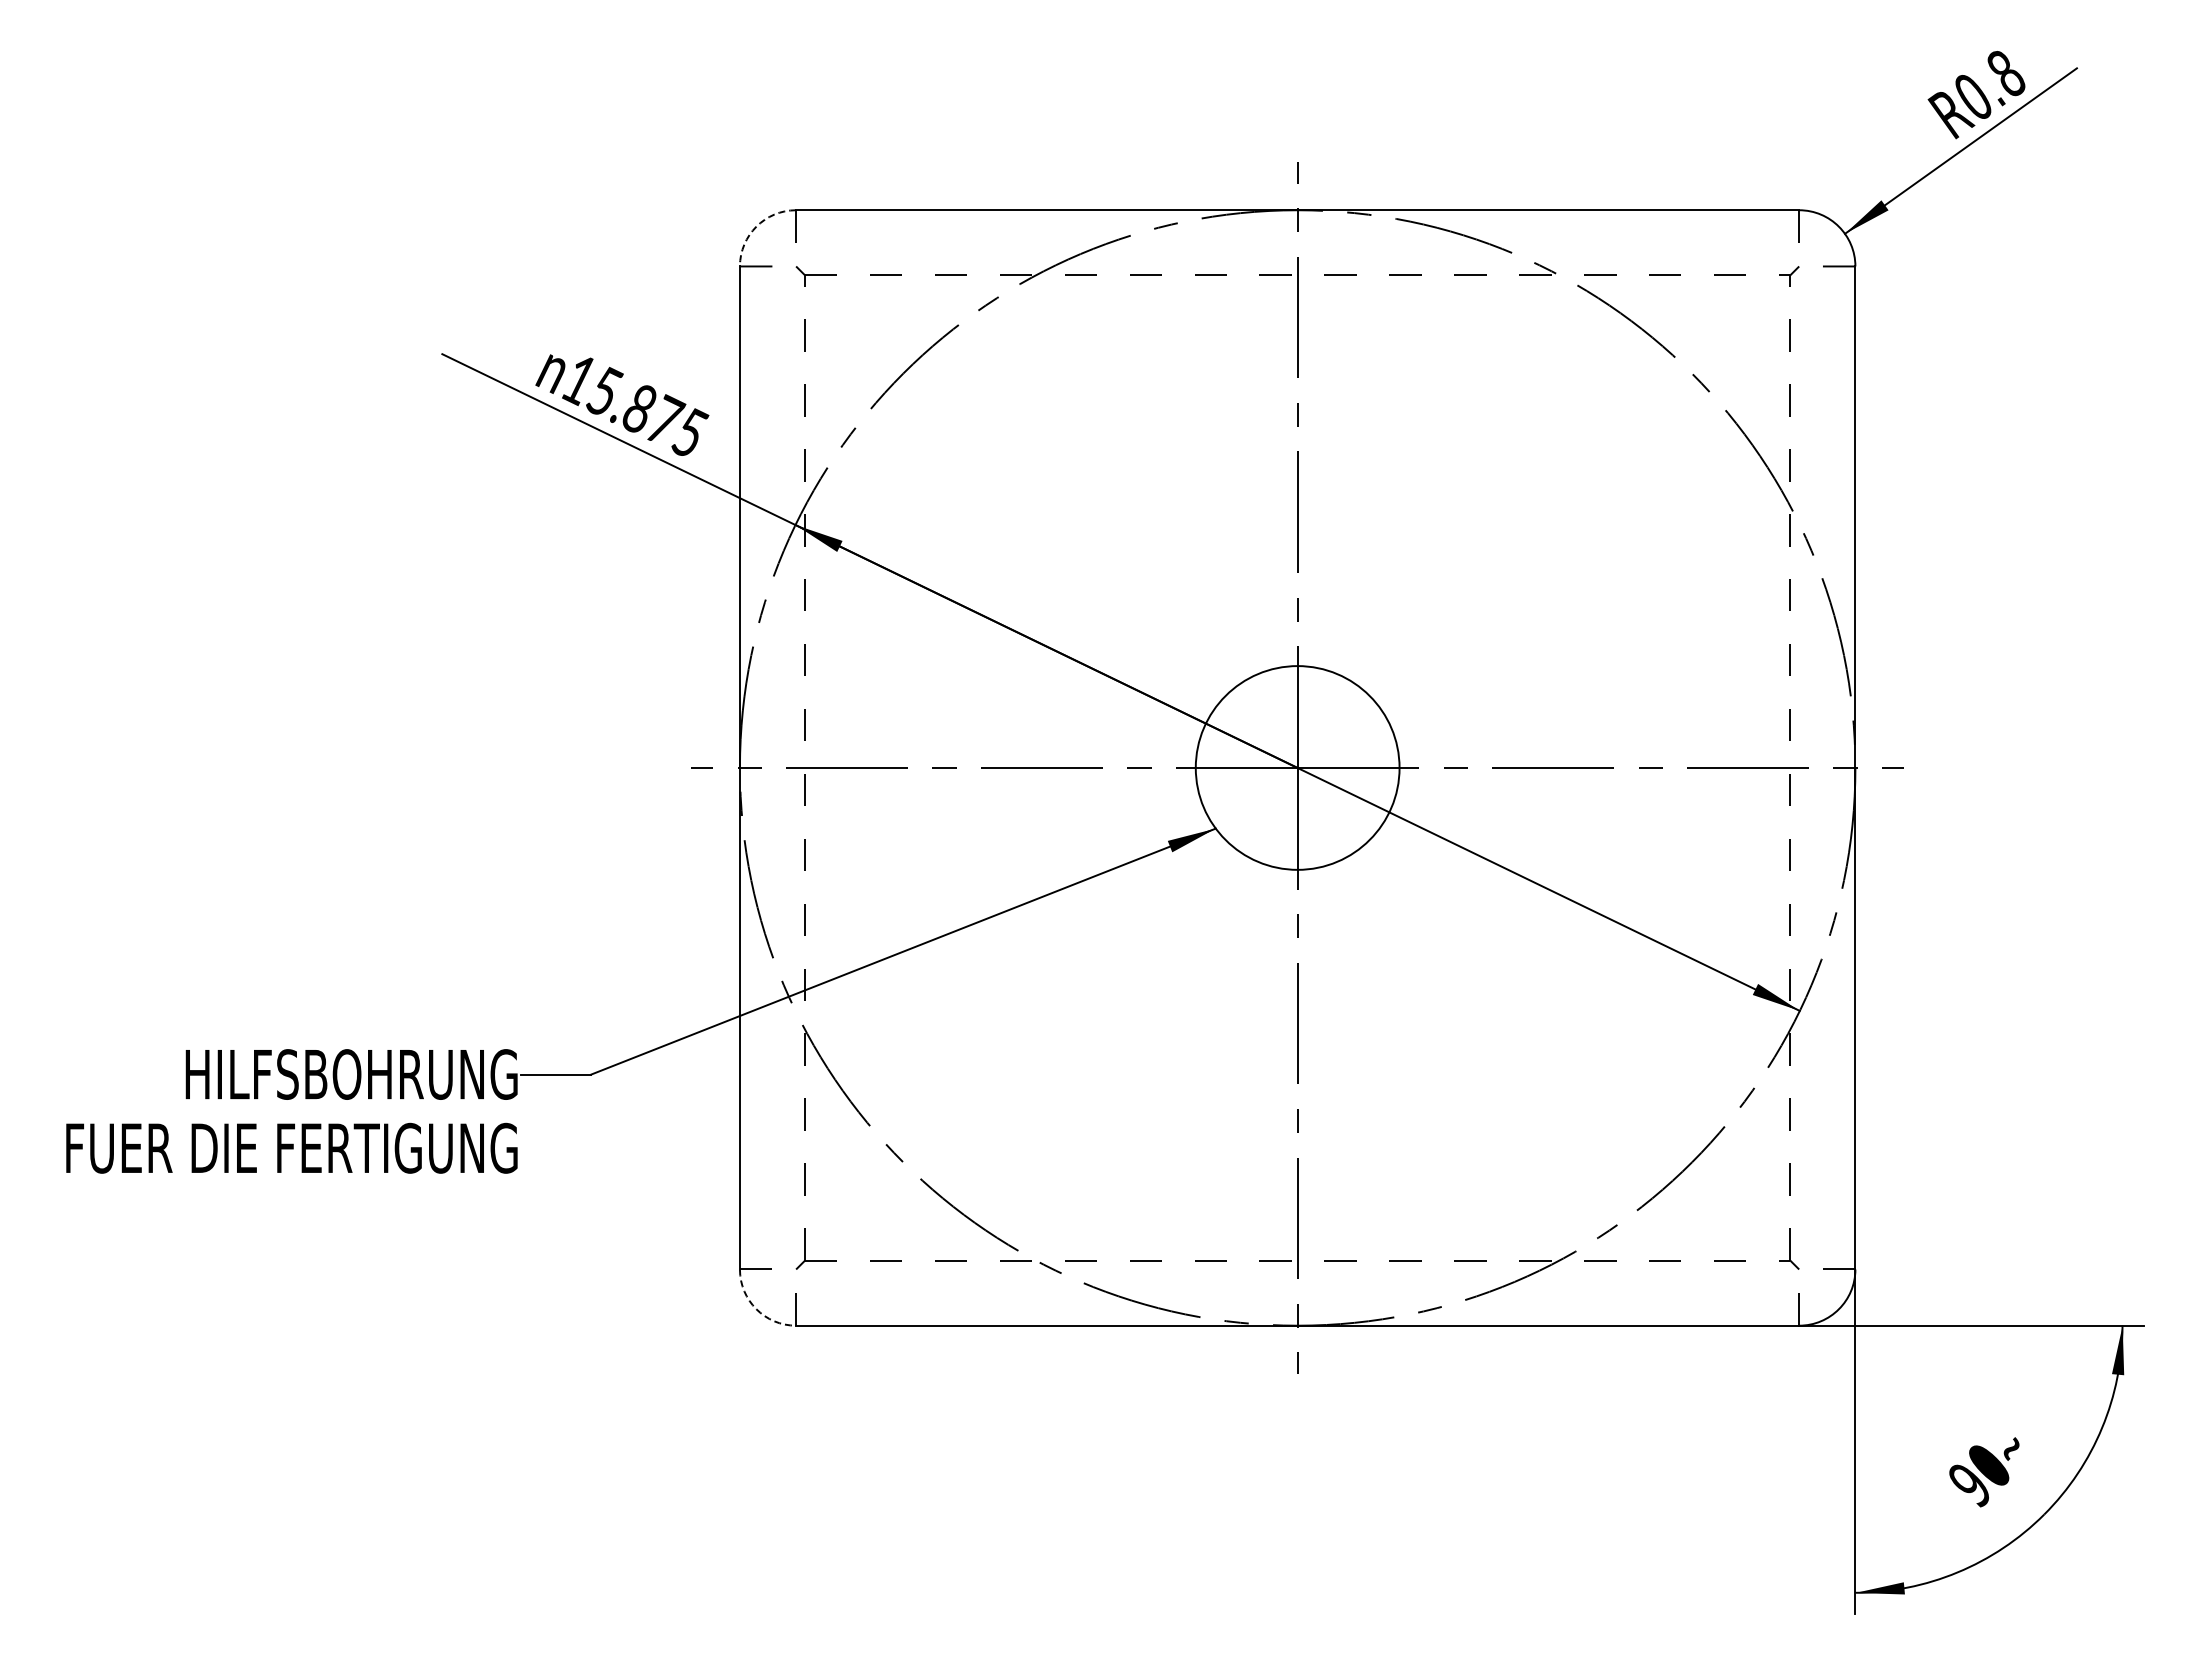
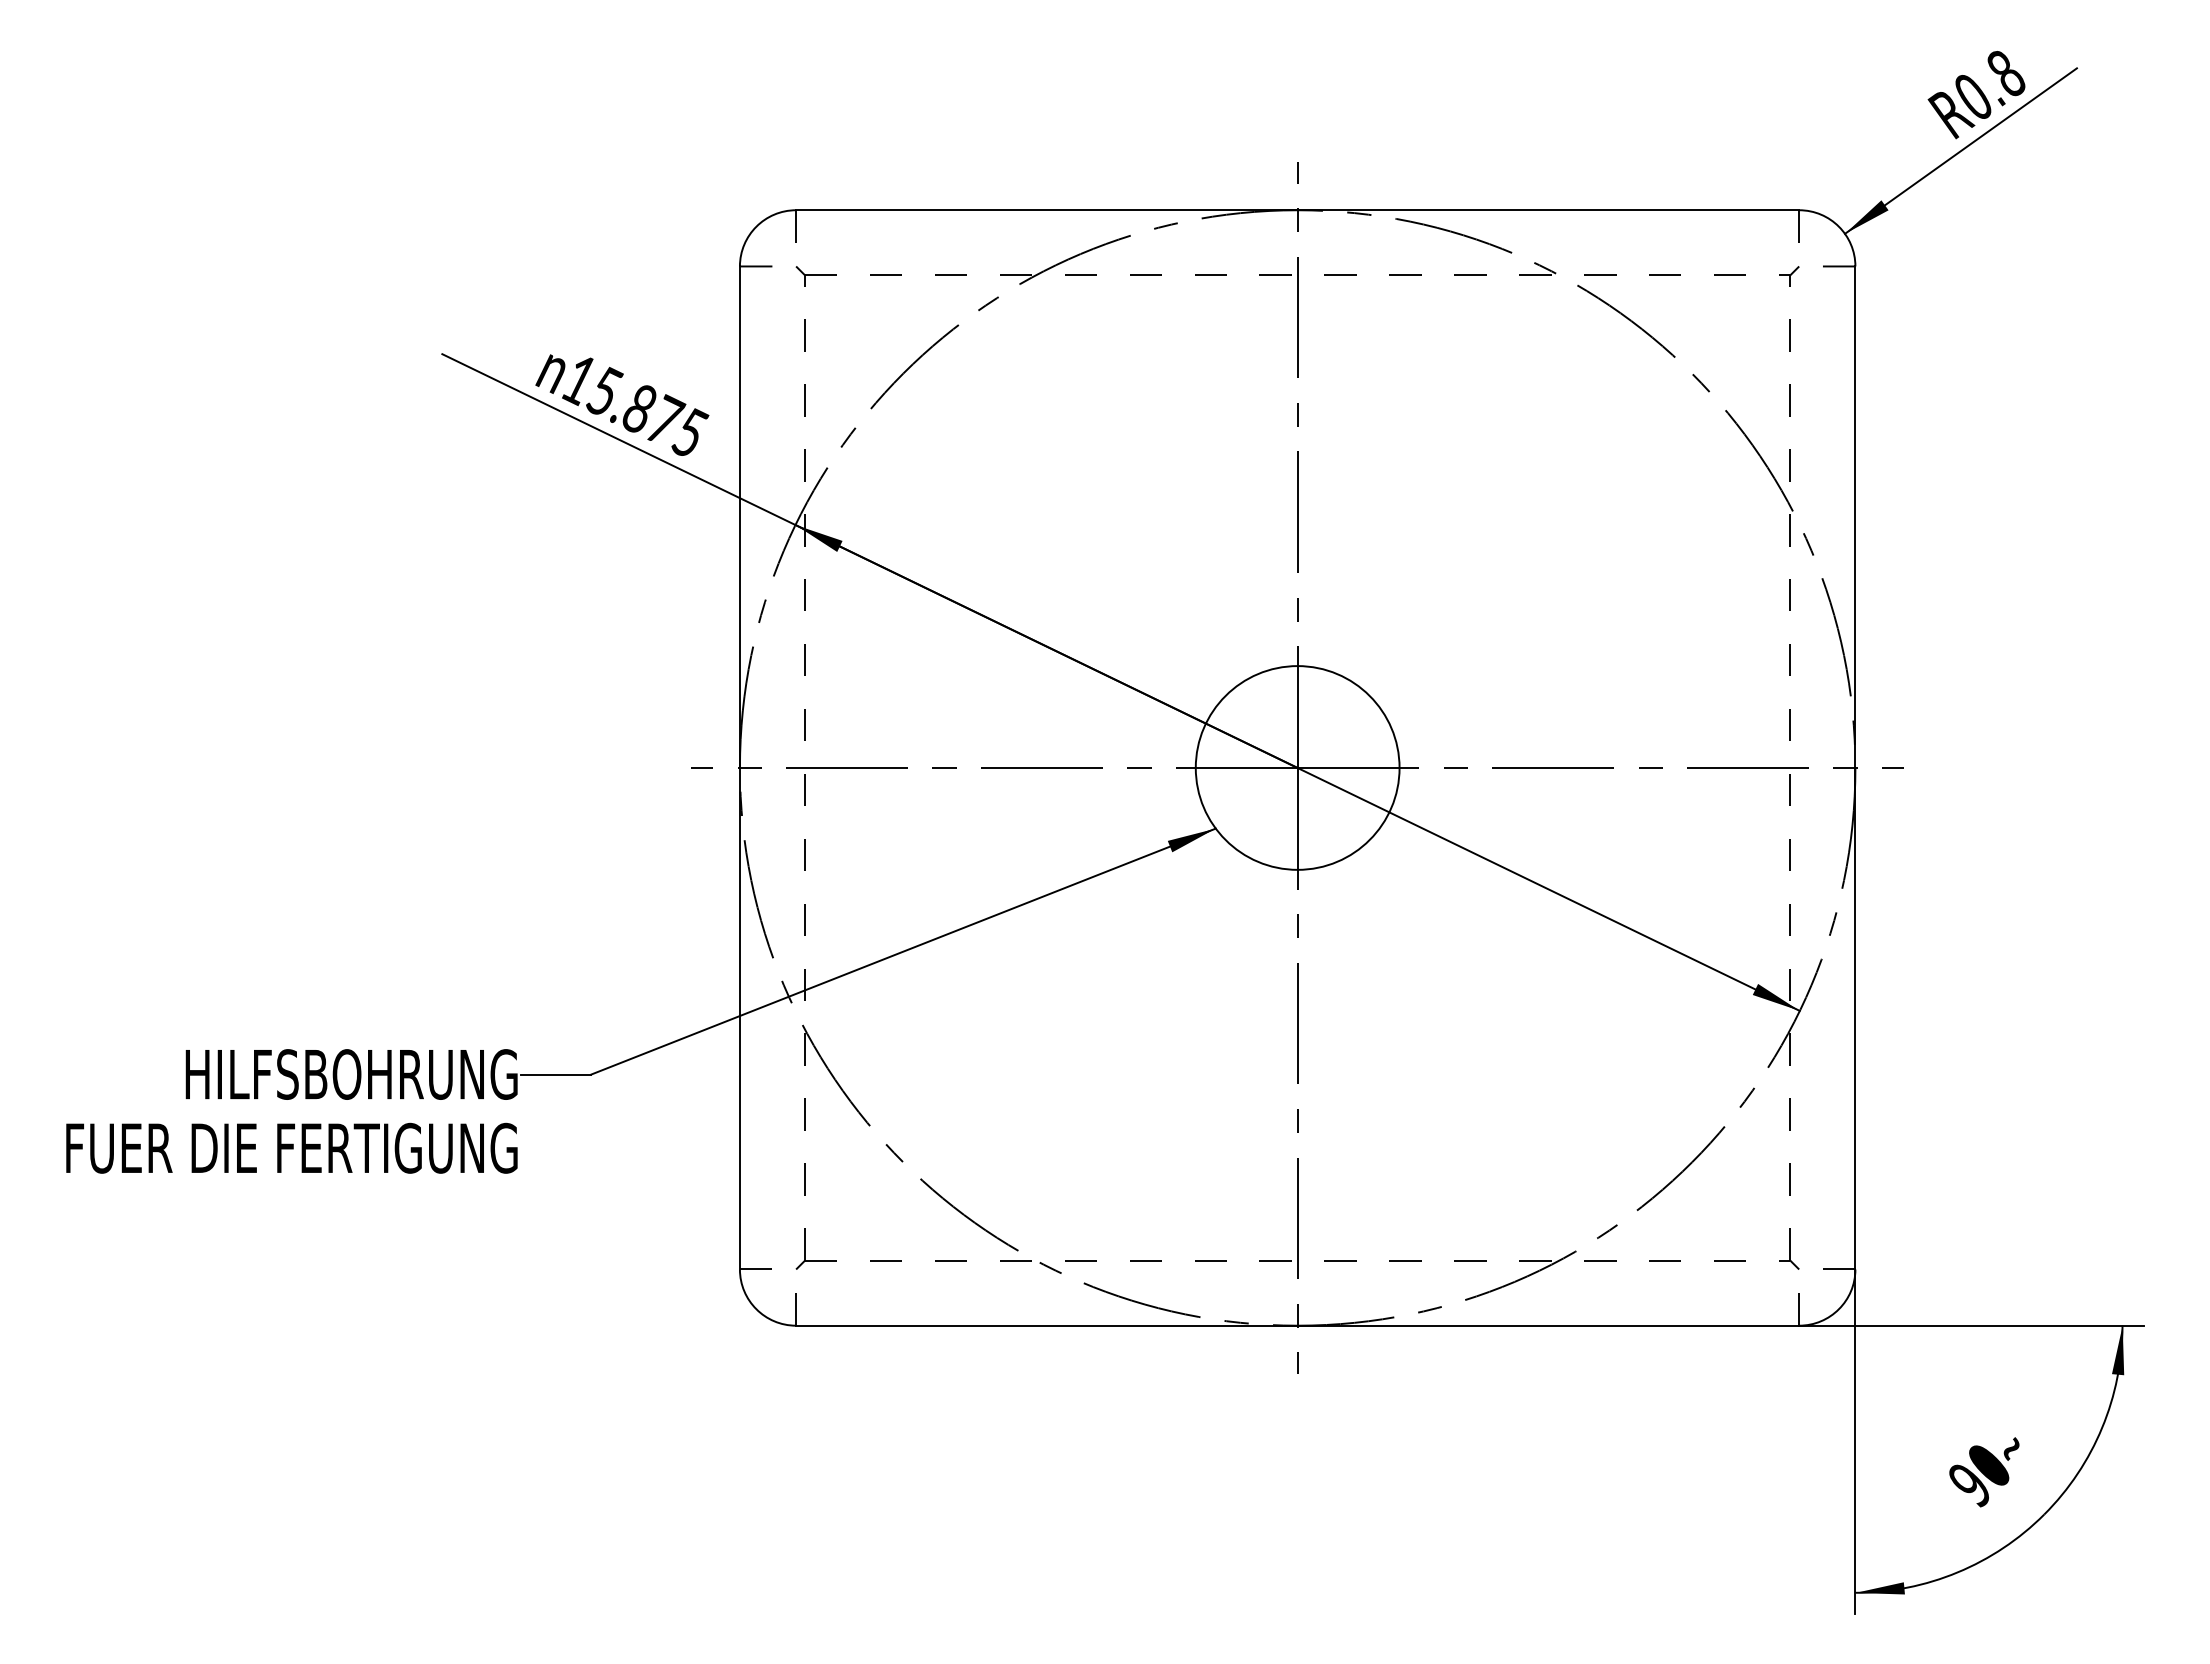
arc: dashed -> solid (756, 226)
arc: dashed -> solid (756, 1309)
